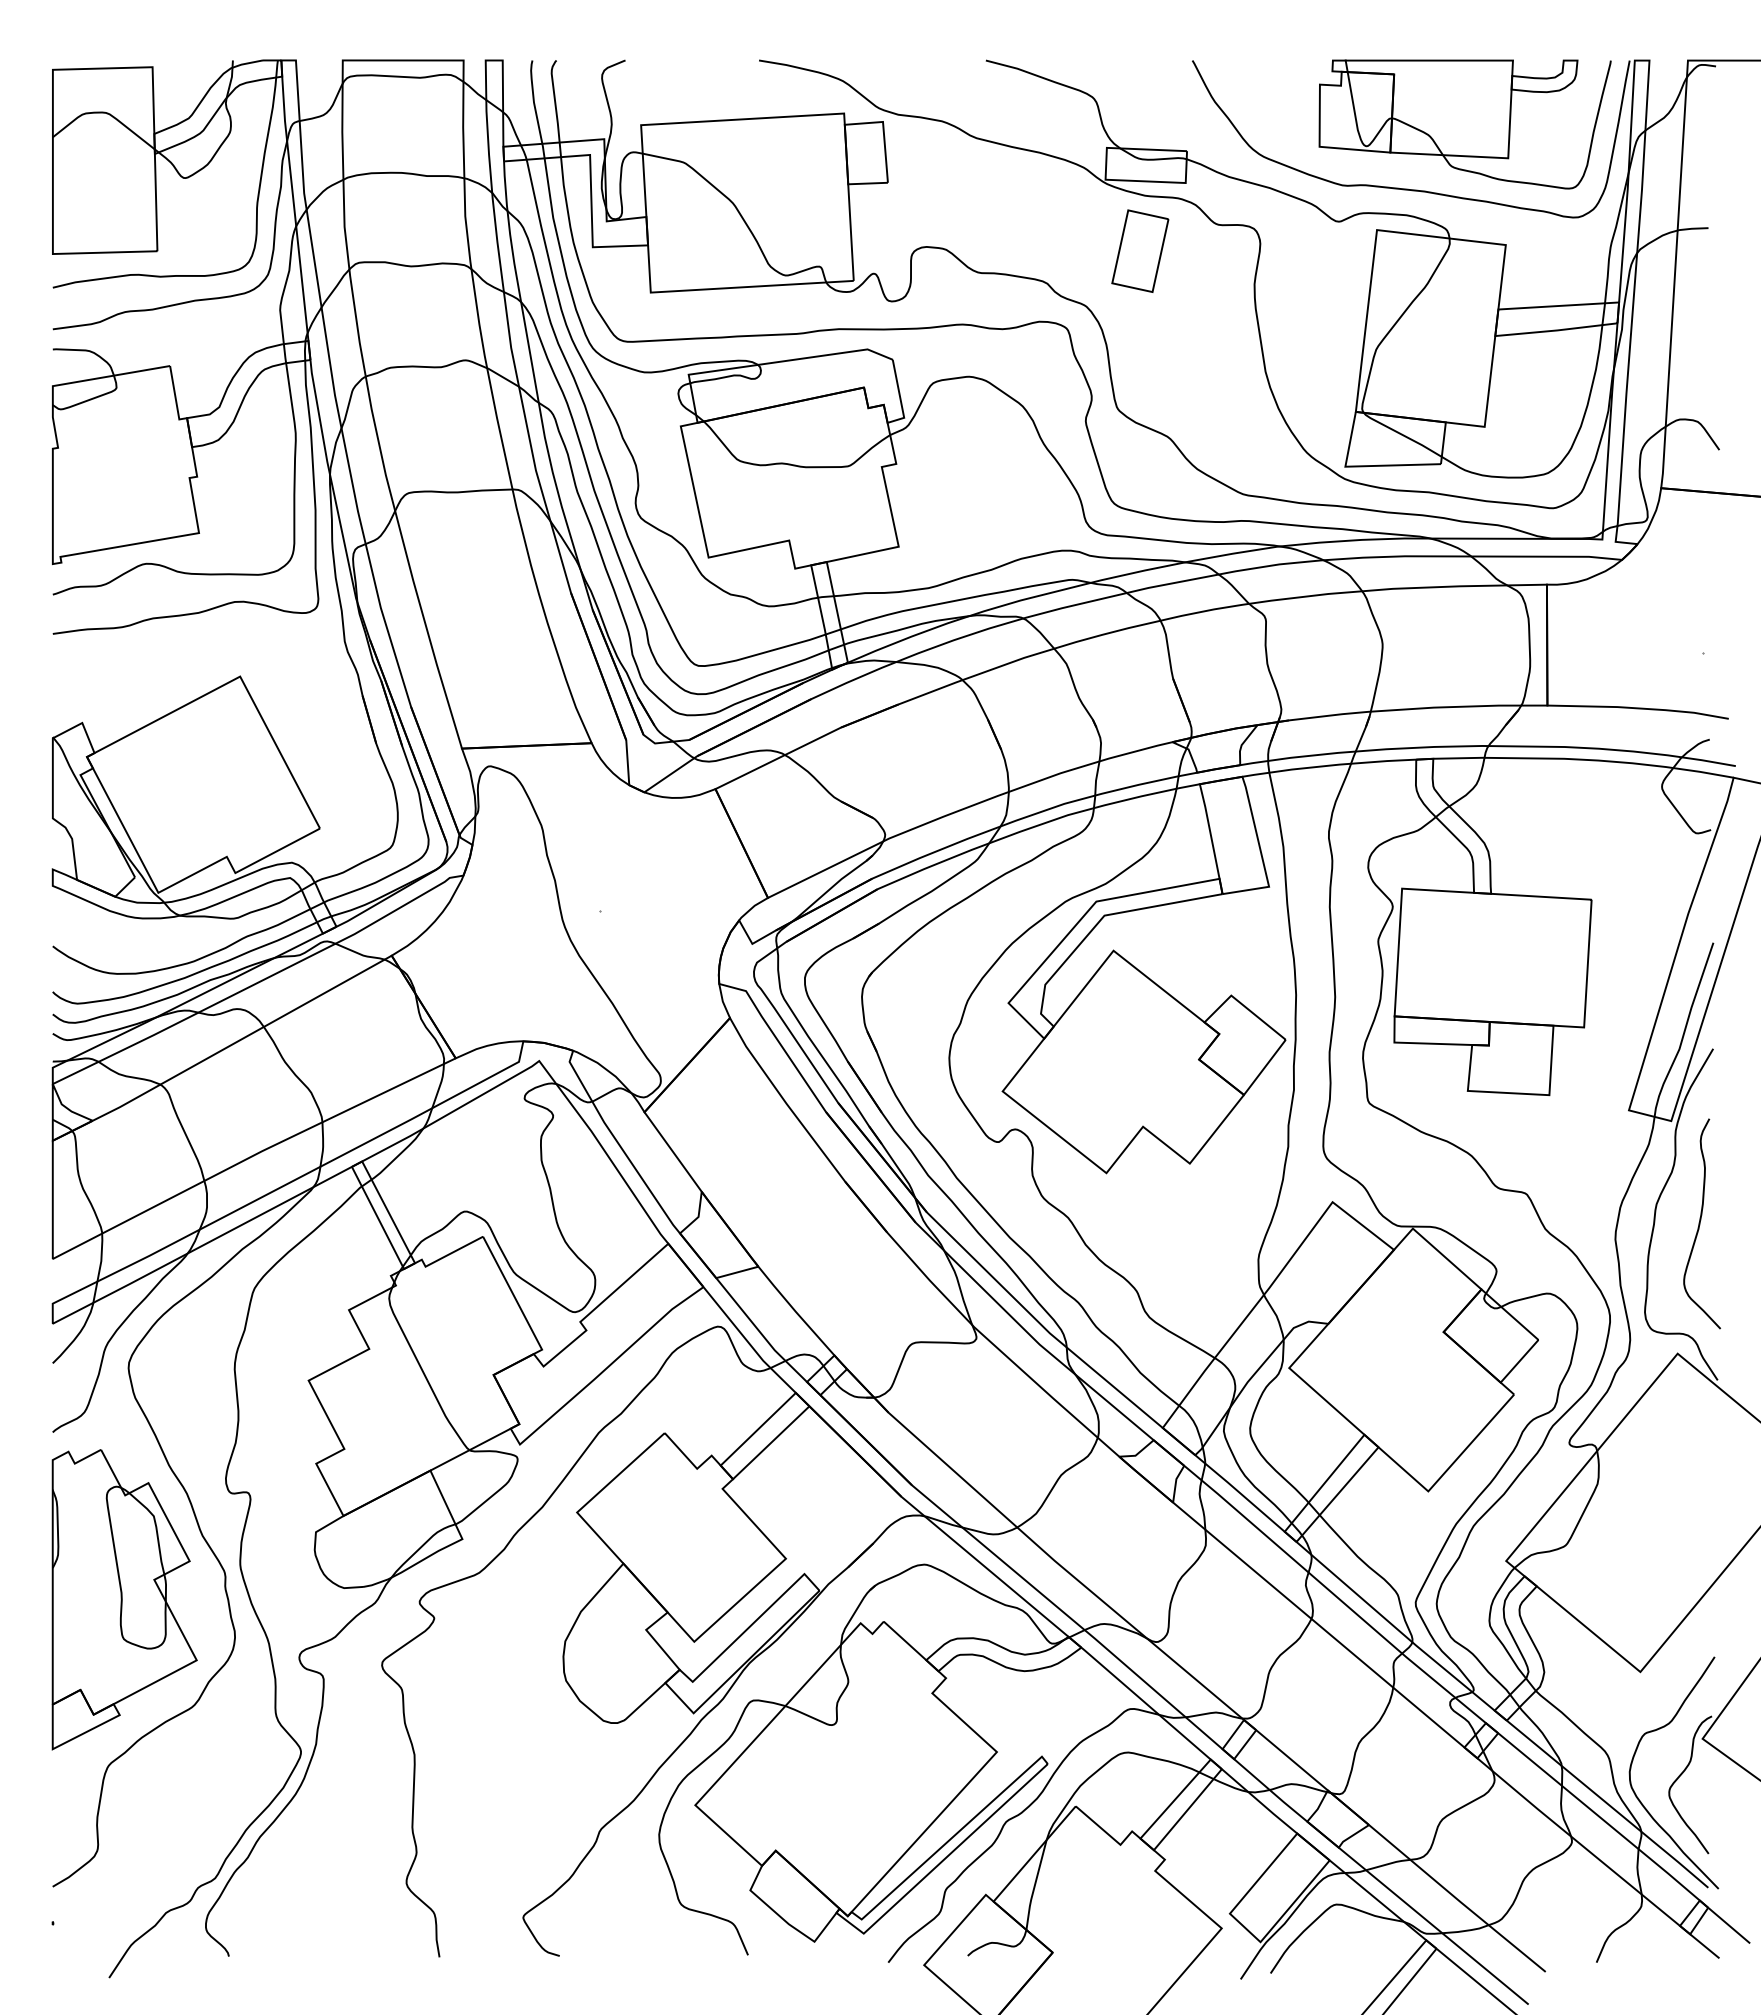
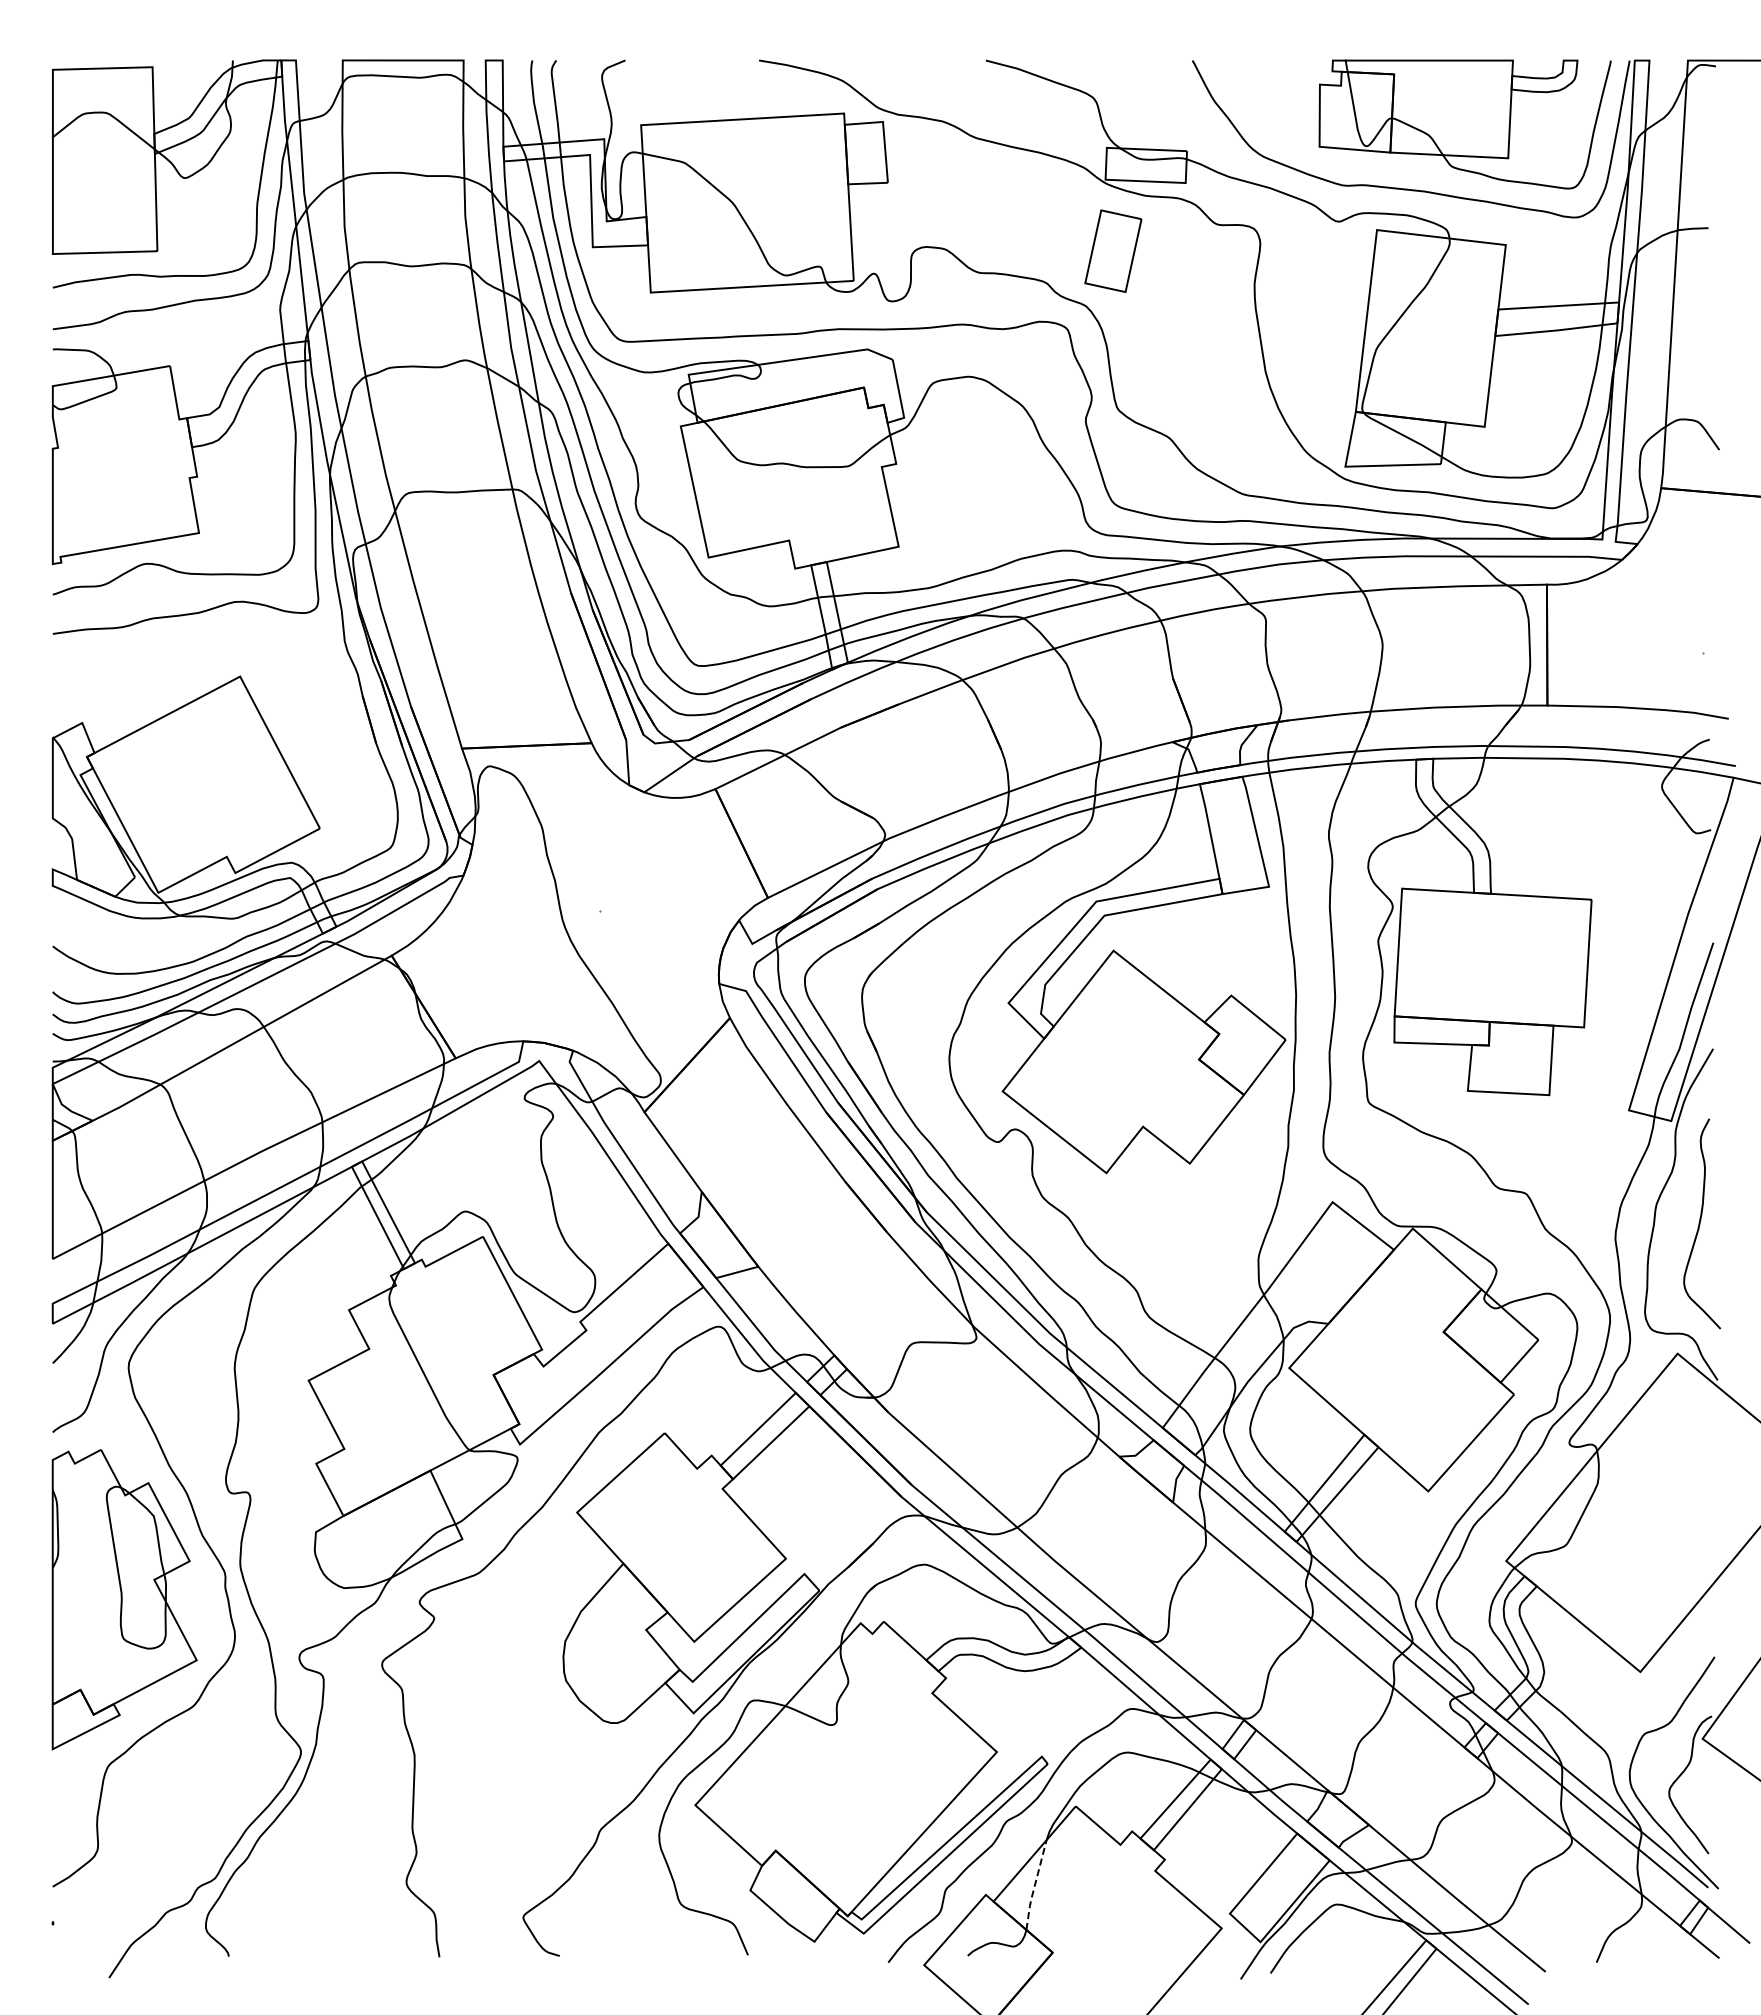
part position: (1140, 250) -> (1113, 250) (1113, 250)
line: solid -> dashed (1034, 1885)
